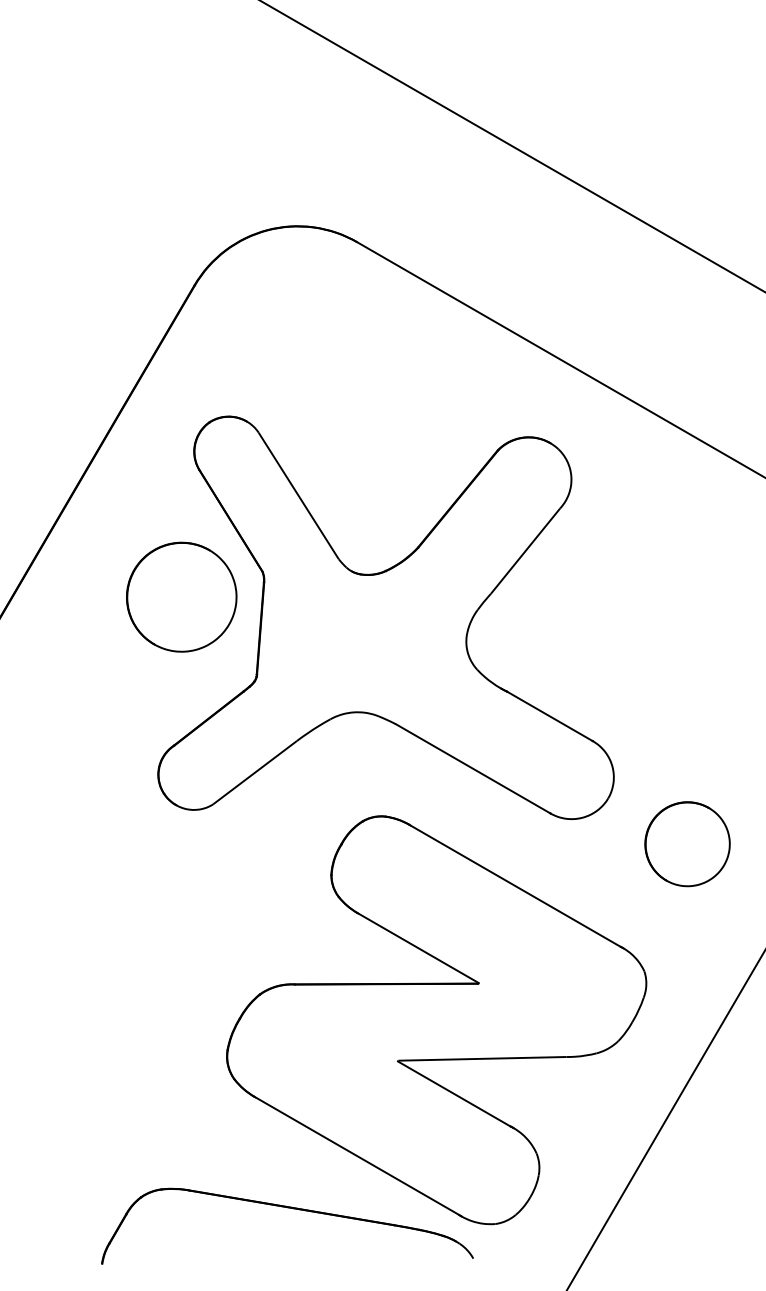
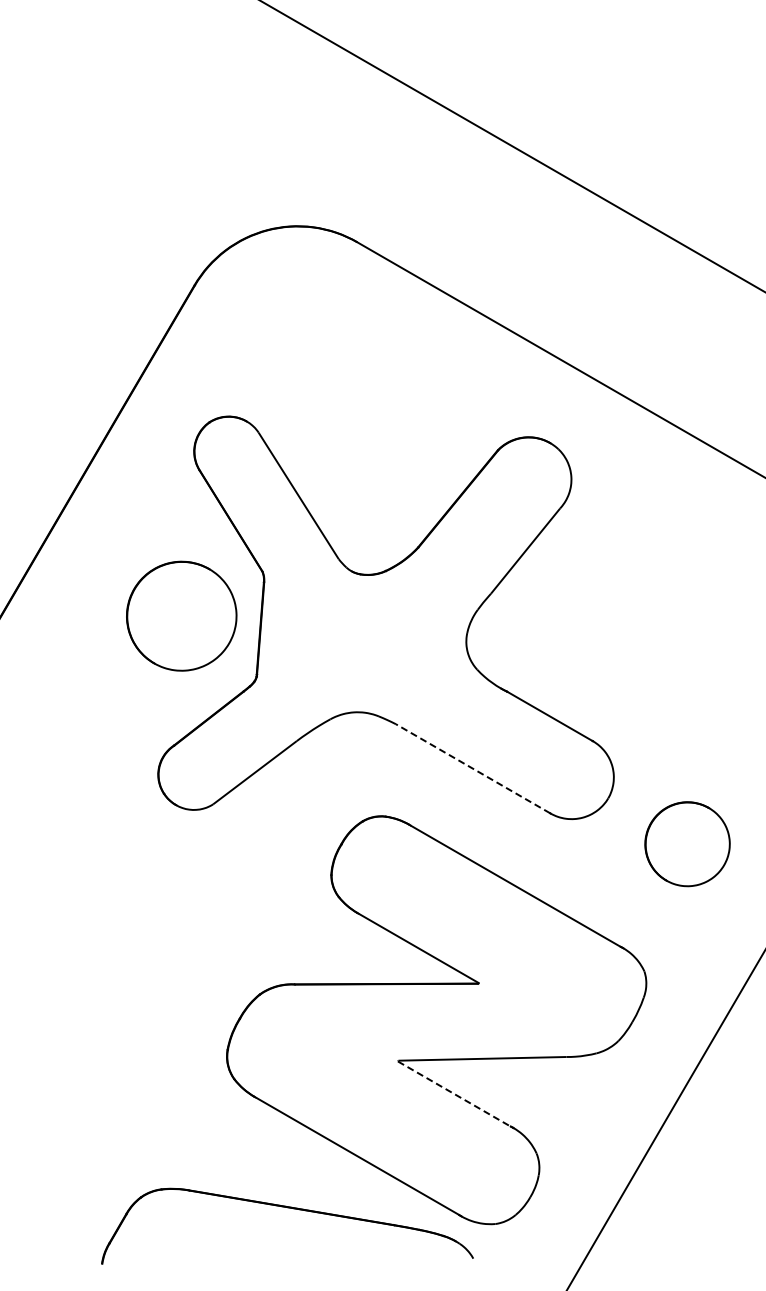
part position: (181, 596) -> (181, 615) (181, 615)
line: solid -> dashed (472, 768)
line: solid -> dashed (454, 1093)
